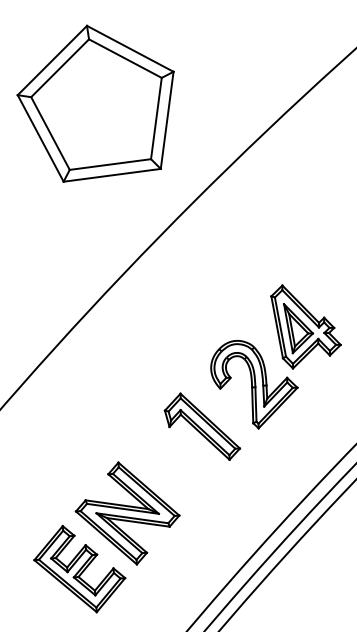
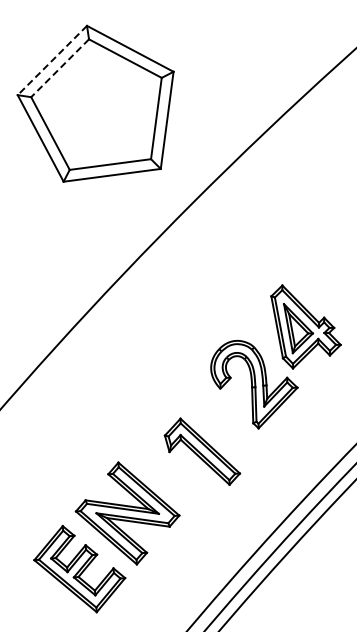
line: solid -> dashed (52, 60)
line: solid -> dashed (60, 68)
part position: (202, 426) -> (202, 451) (202, 451)
